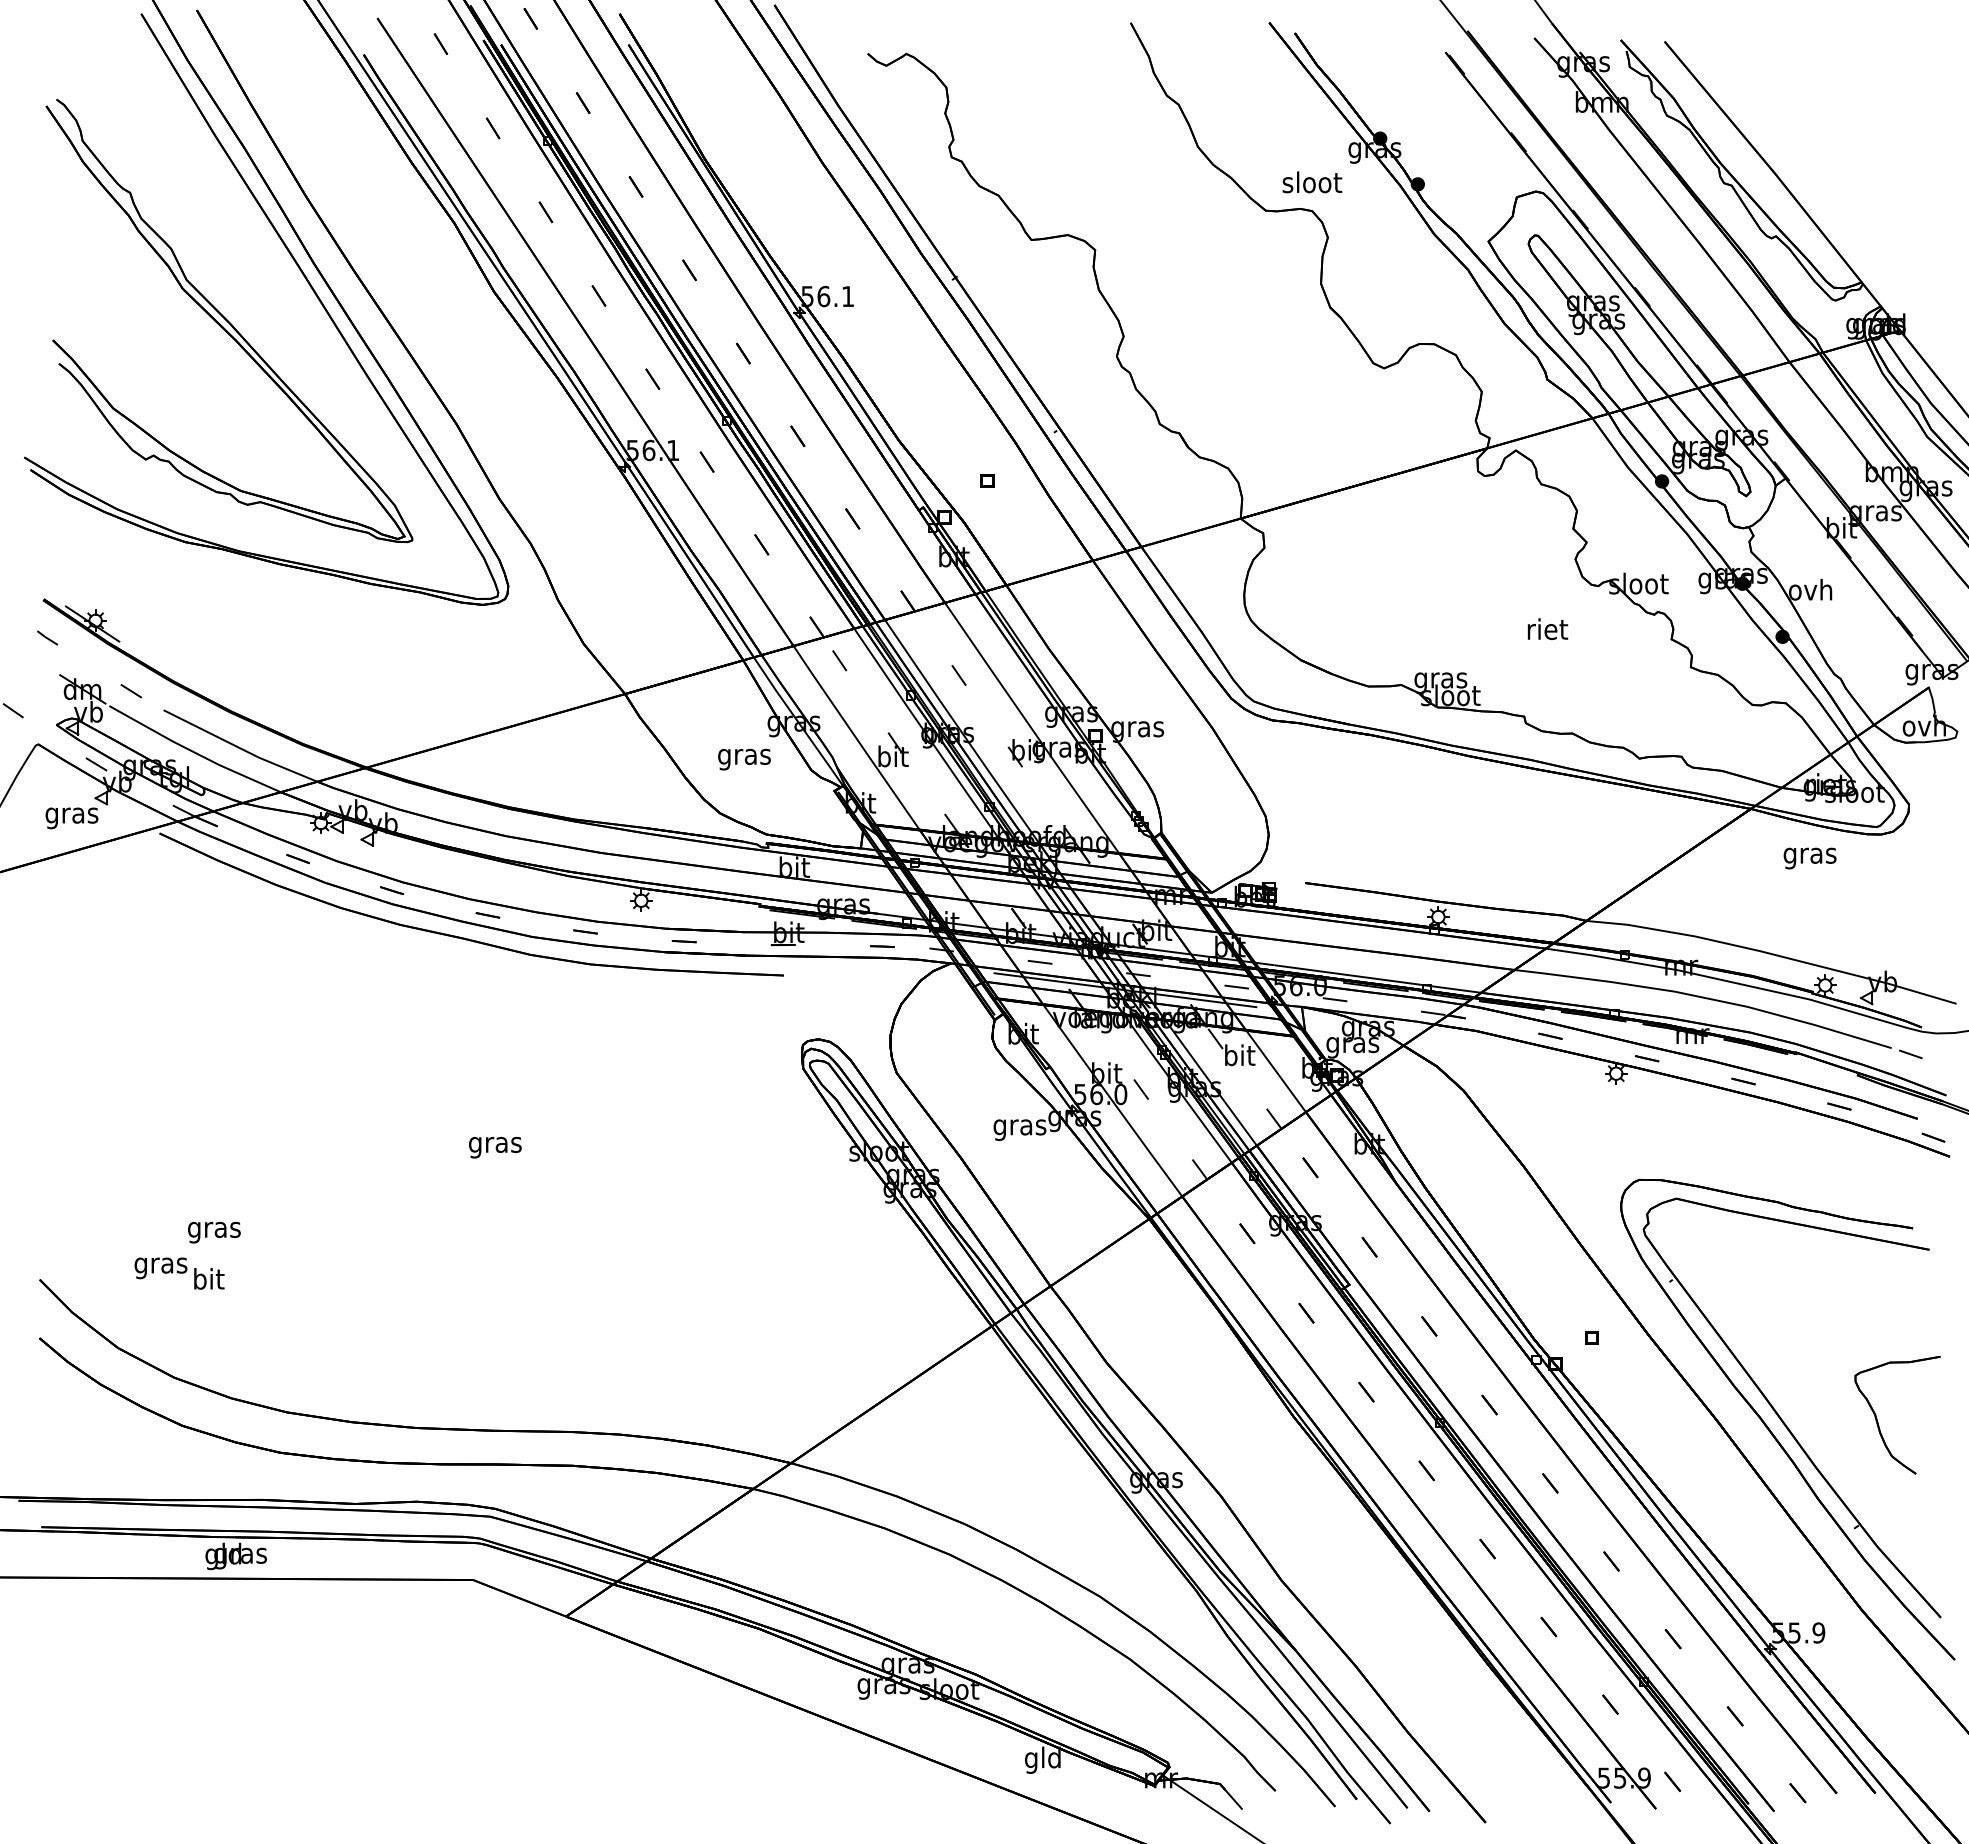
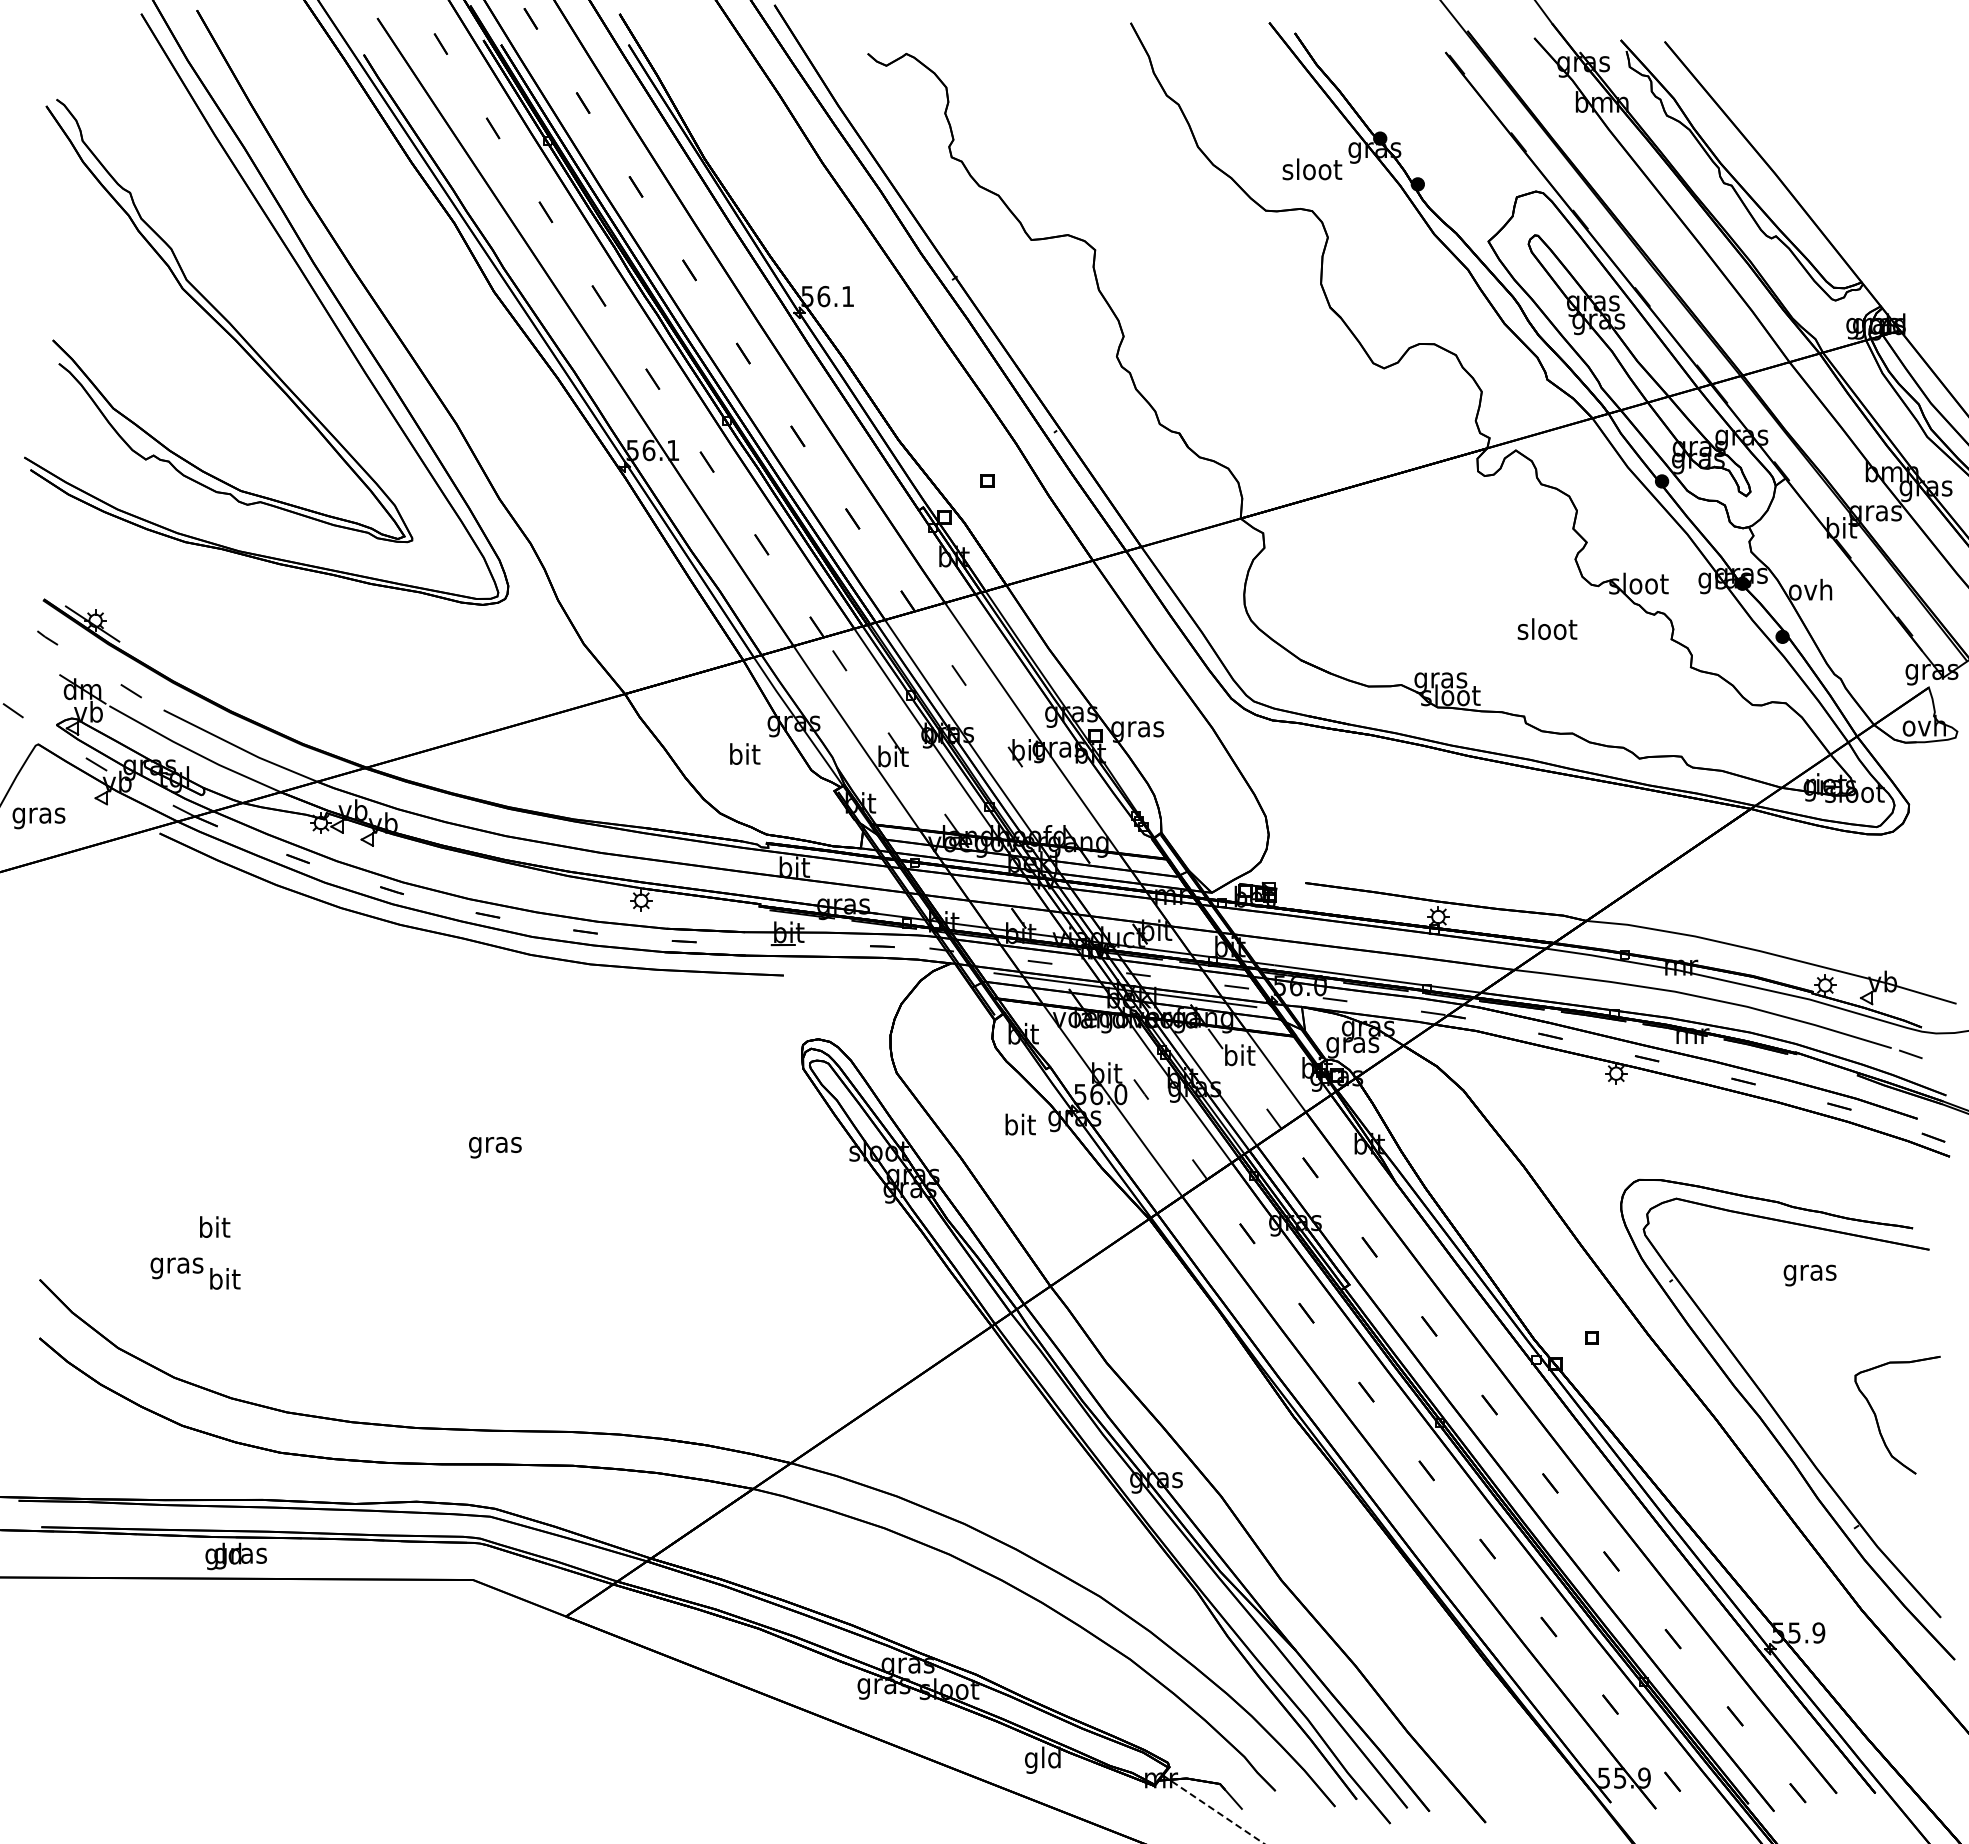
text position: (1312, 182) -> (1312, 169) (1312, 169)
text: riet -> sloot (1547, 629)
text: gras -> bit (744, 756)
text position: (71, 818) -> (38, 818) (38, 818)
text position: (1809, 858) -> (1809, 1275) (1809, 1275)
text: gras -> bit (1019, 1126)
text: gras -> bit (214, 1229)
text position: (179, 1273) -> (195, 1273) (195, 1273)
line: solid -> dashed (1214, 1809)
